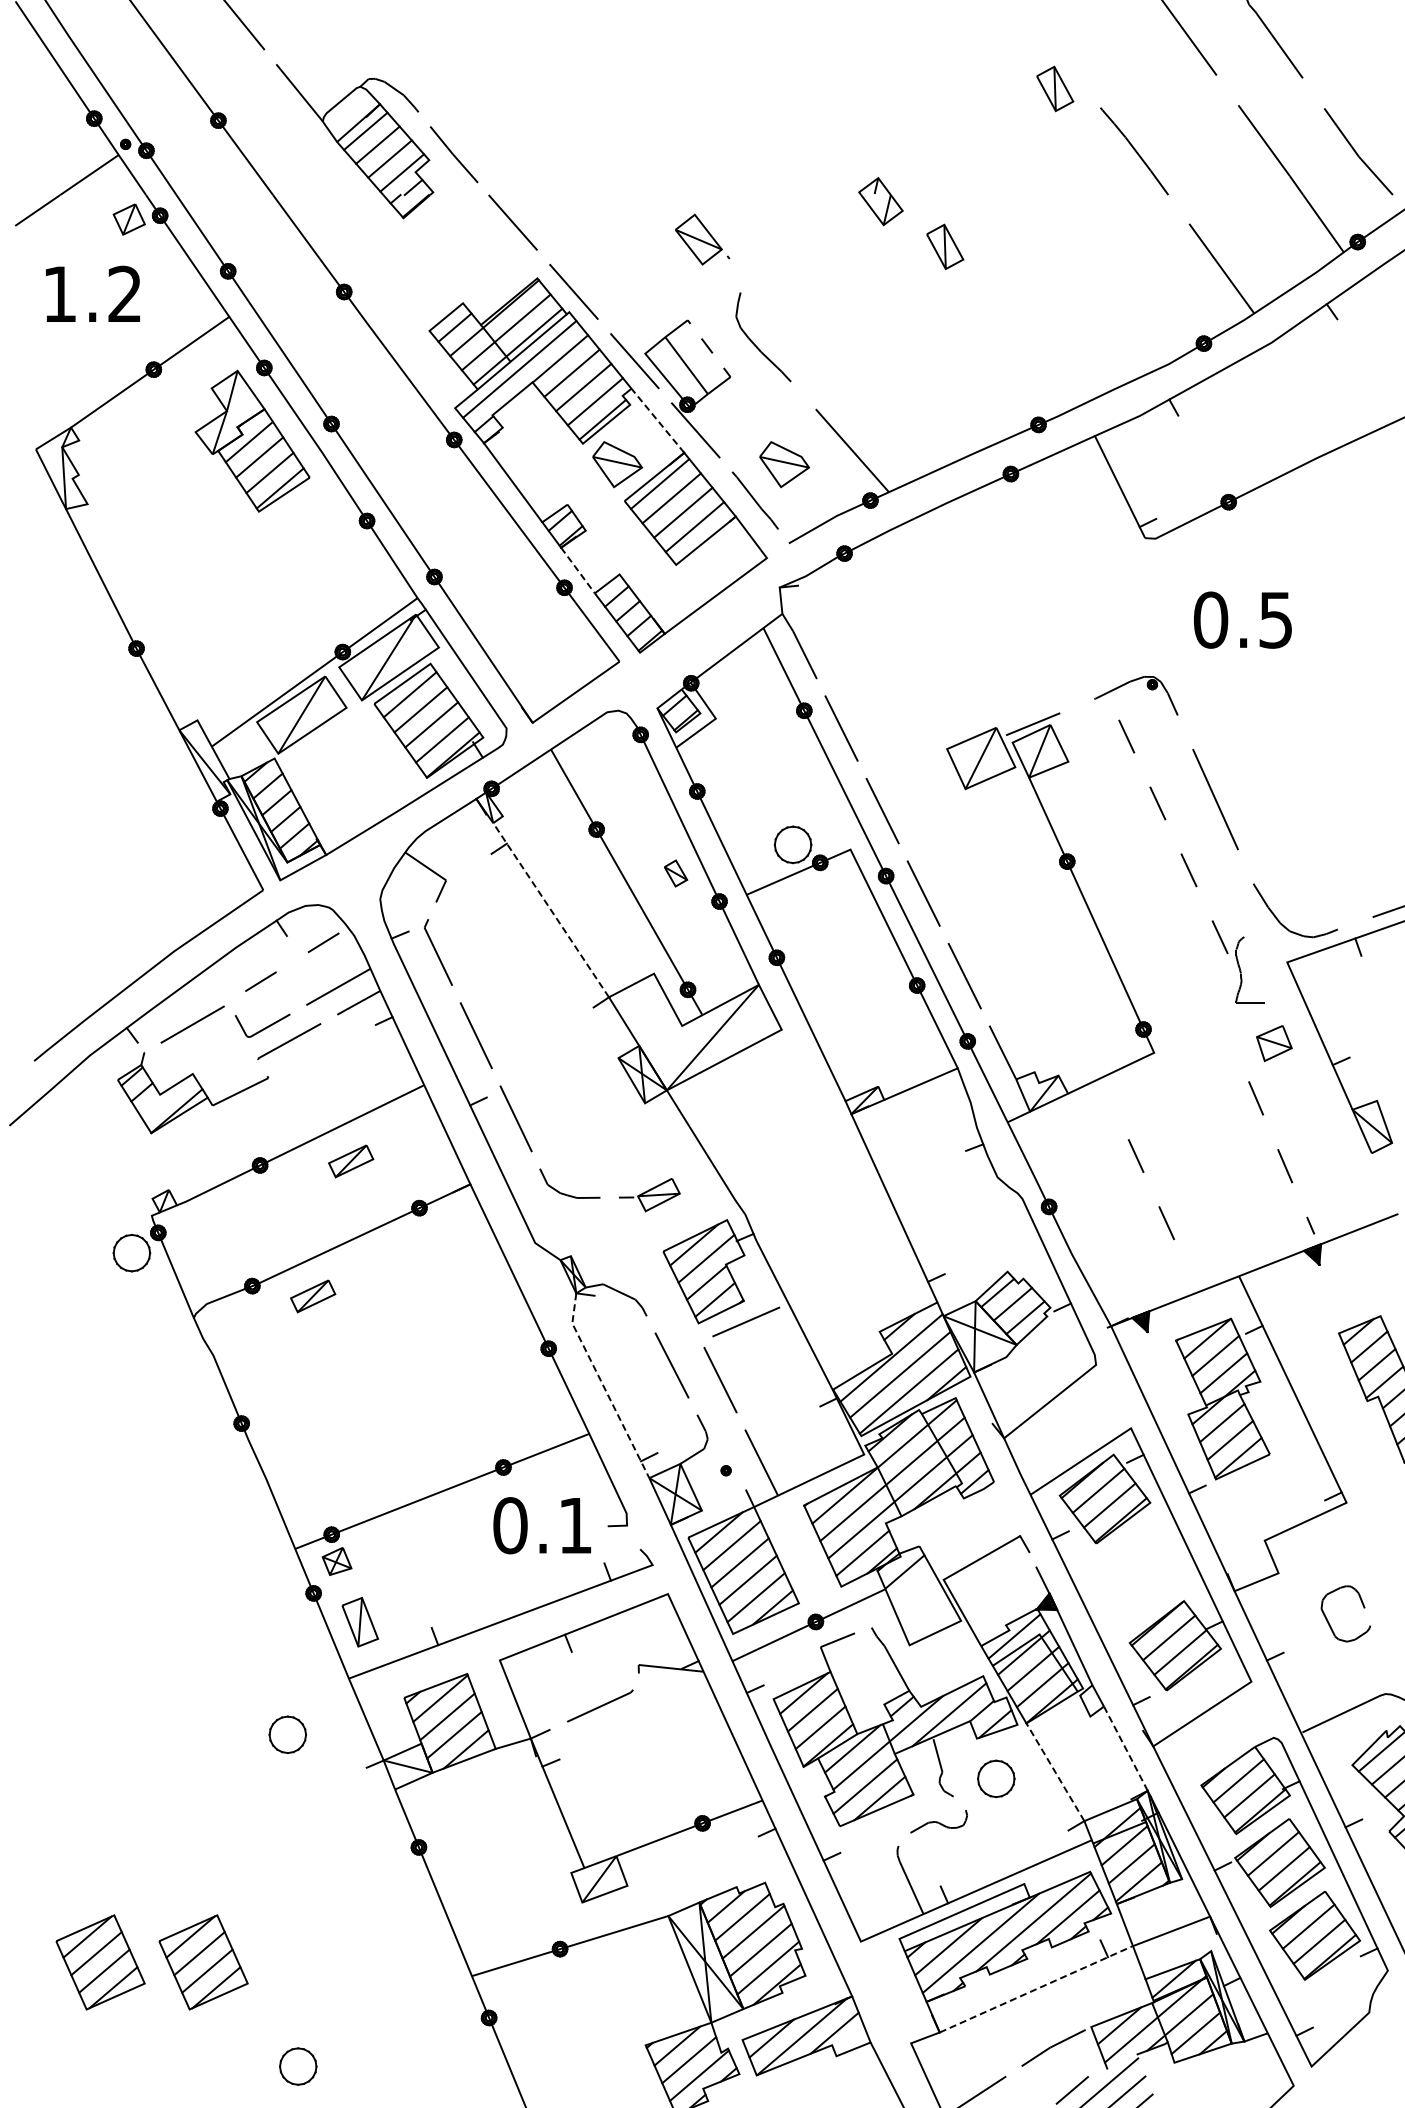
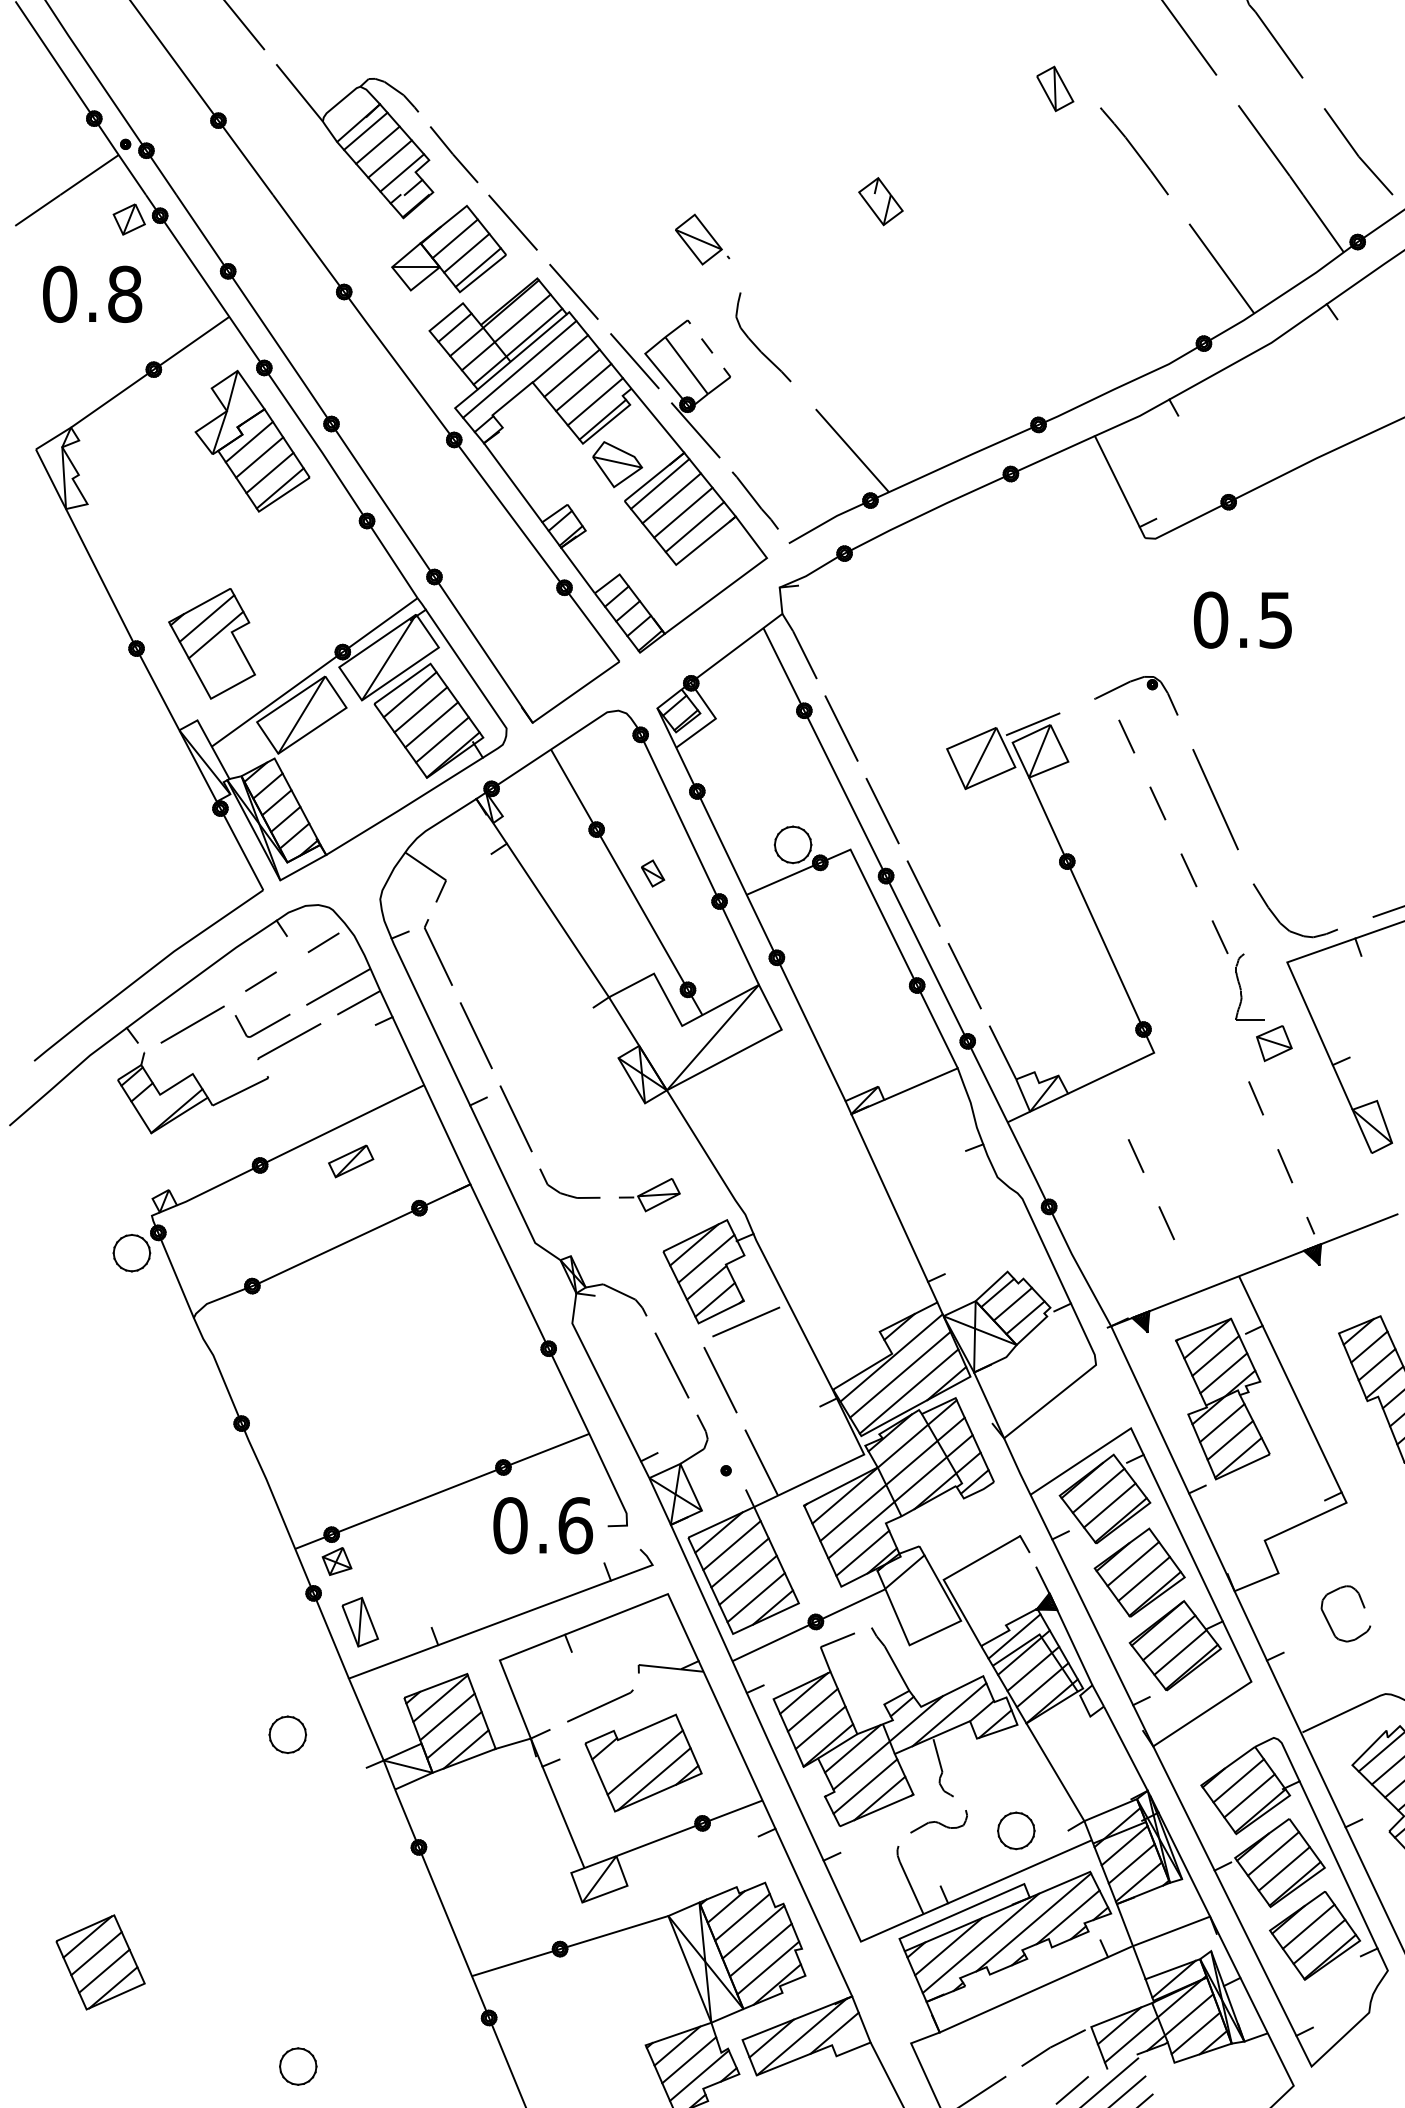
part: present -> none (945, 246)
part: none -> present (448, 249)
text: 1.2 -> 0.8 (92, 293)
line: dashed -> solid (657, 420)
part: present -> none (784, 464)
line: dashed -> solid (578, 570)
part: none -> present (211, 643)
part position: (676, 873) -> (653, 873) (653, 873)
line: dashed -> solid (551, 910)
part position: (1241, 970) -> (1241, 987) (1241, 987)
part: present -> none (313, 1296)
line: dashed -> solid (603, 1386)
text: 0.1 -> 0.6 (575, 1525)
part: none -> present (1139, 1572)
line: dashed -> solid (1125, 1748)
part: none -> present (643, 1762)
line: dashed -> solid (1055, 1772)
part position: (996, 1778) -> (1016, 1830) (1016, 1830)
part: present -> none (203, 1962)
line: dashed -> solid (1036, 1989)
